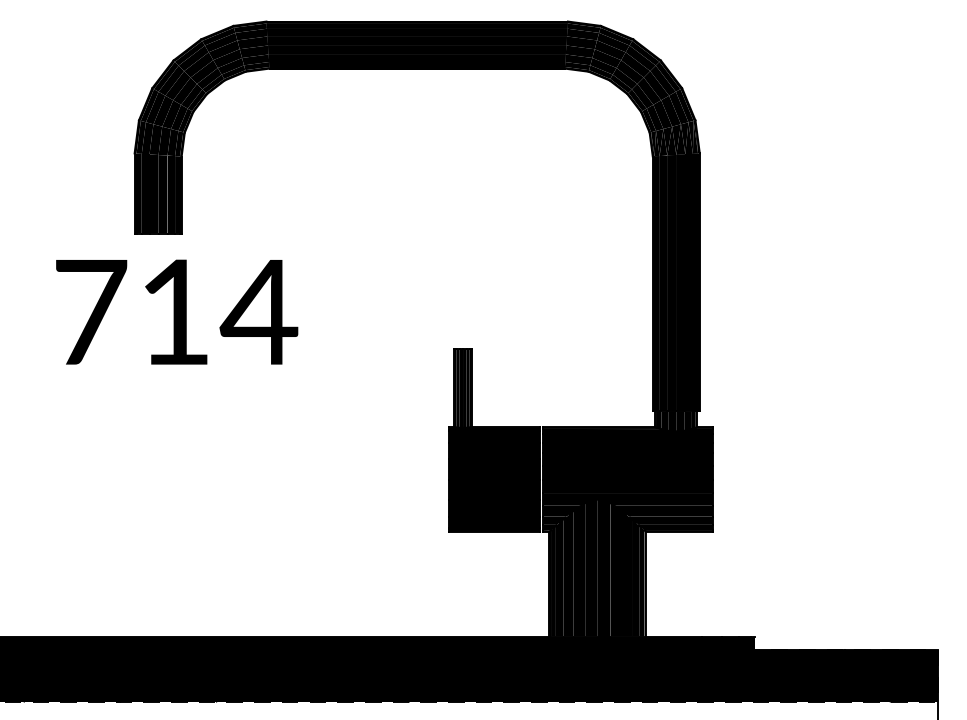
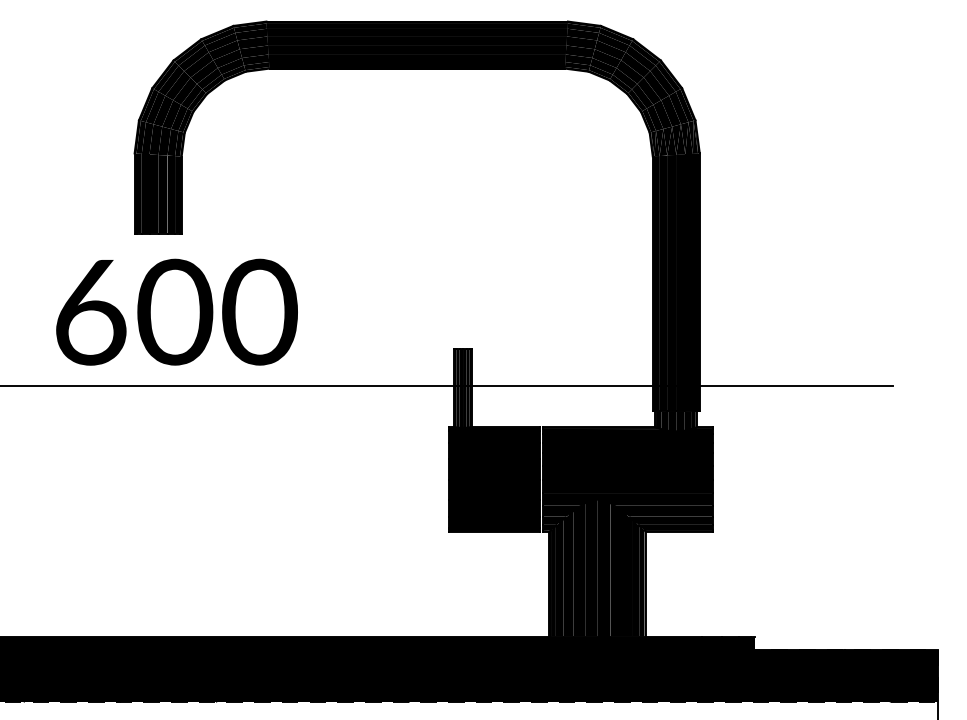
text: 714 -> 600 (177, 311)
line: none -> present (447, 385)
